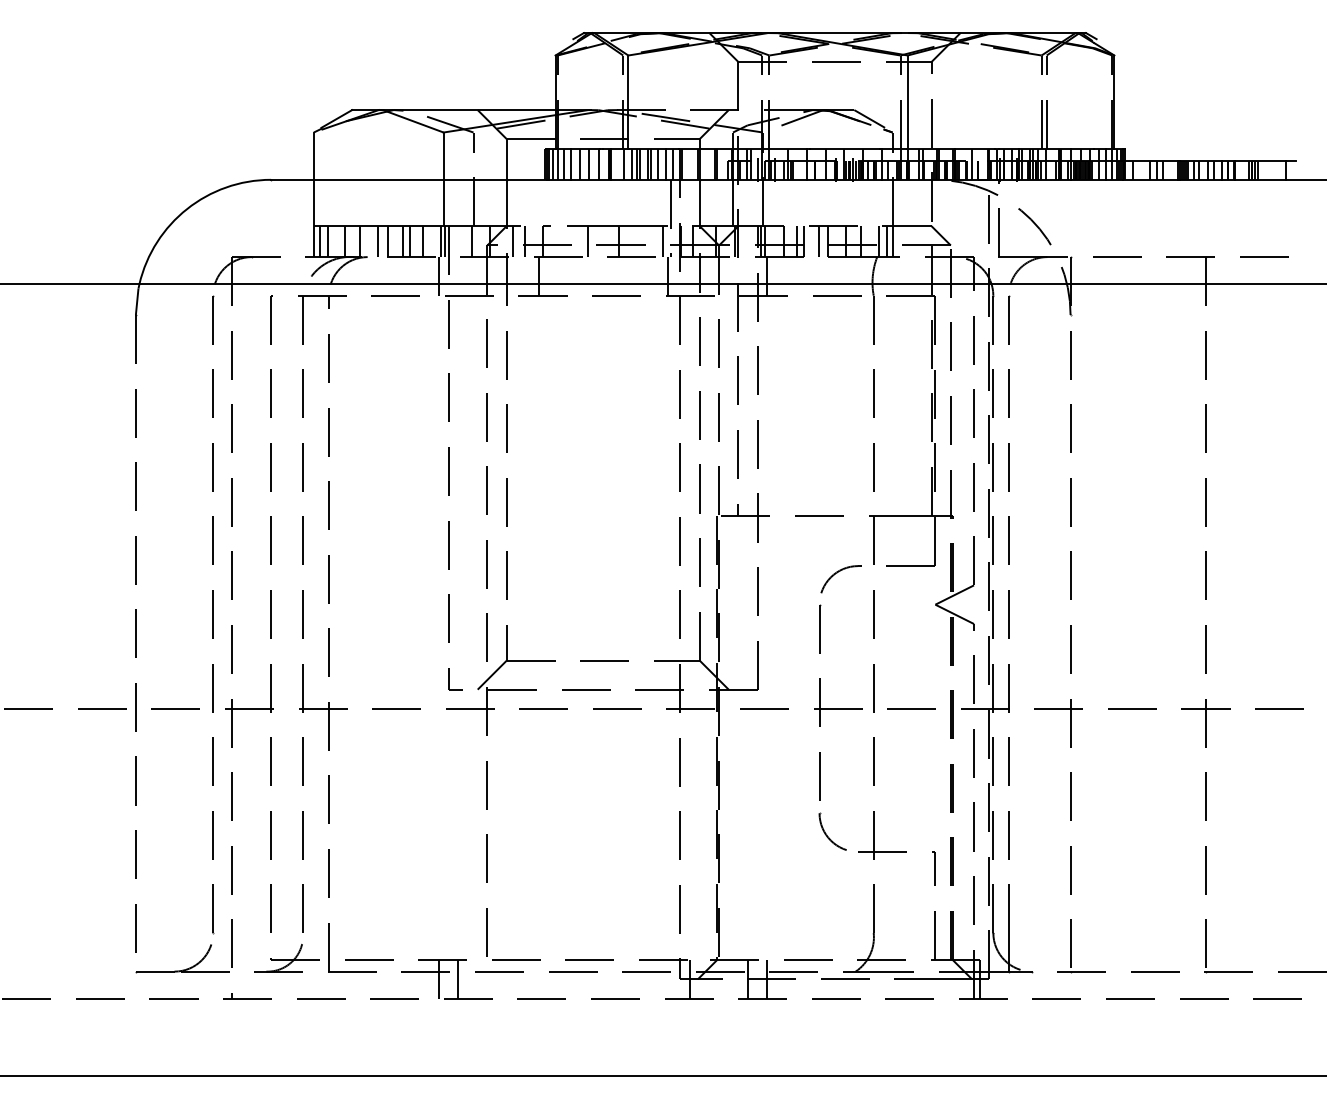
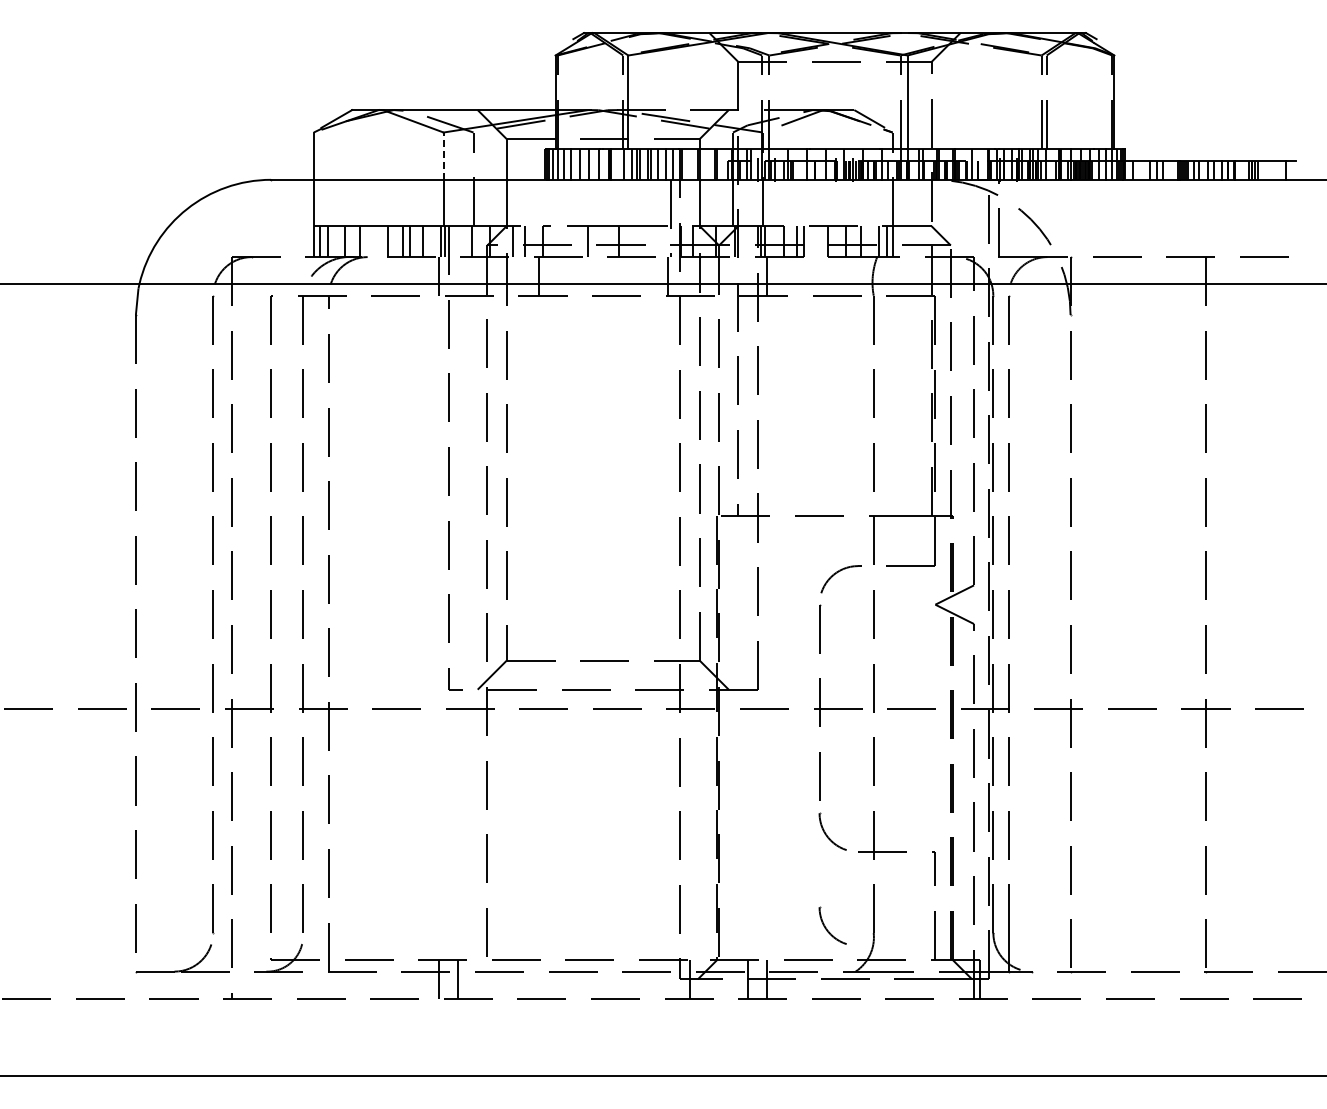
line: solid -> dashed (443, 156)
line: present -> none (378, 241)
line: present -> none (663, 241)
line: present -> none (818, 241)
part: none -> present (832, 925)
